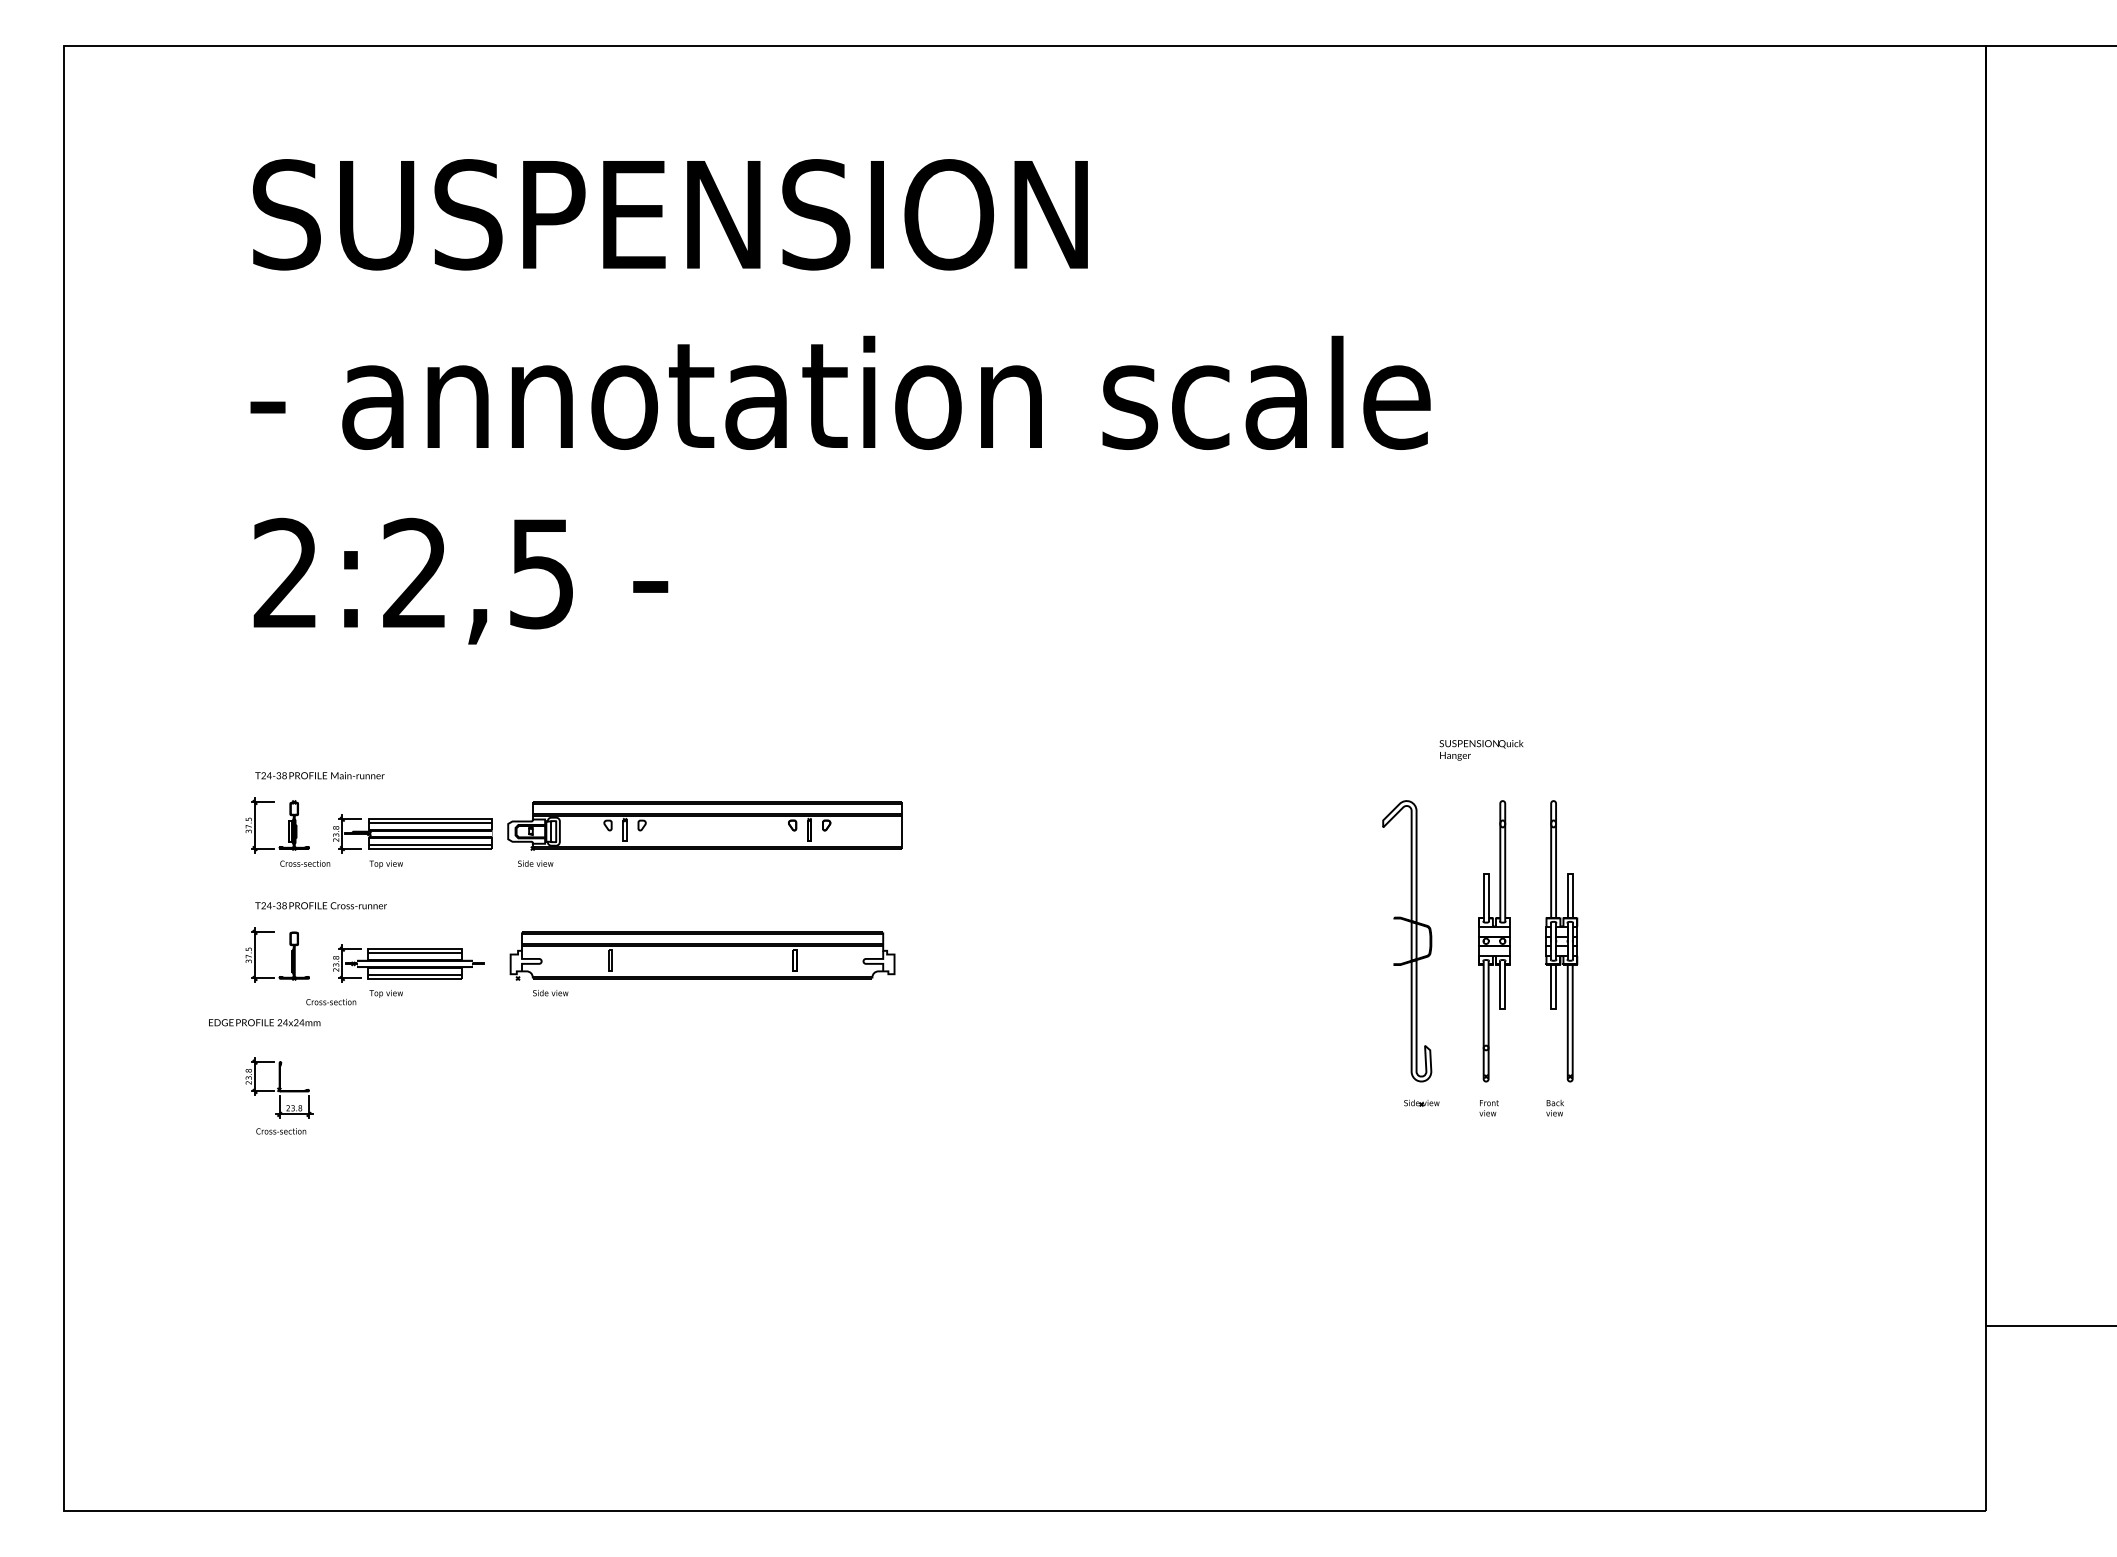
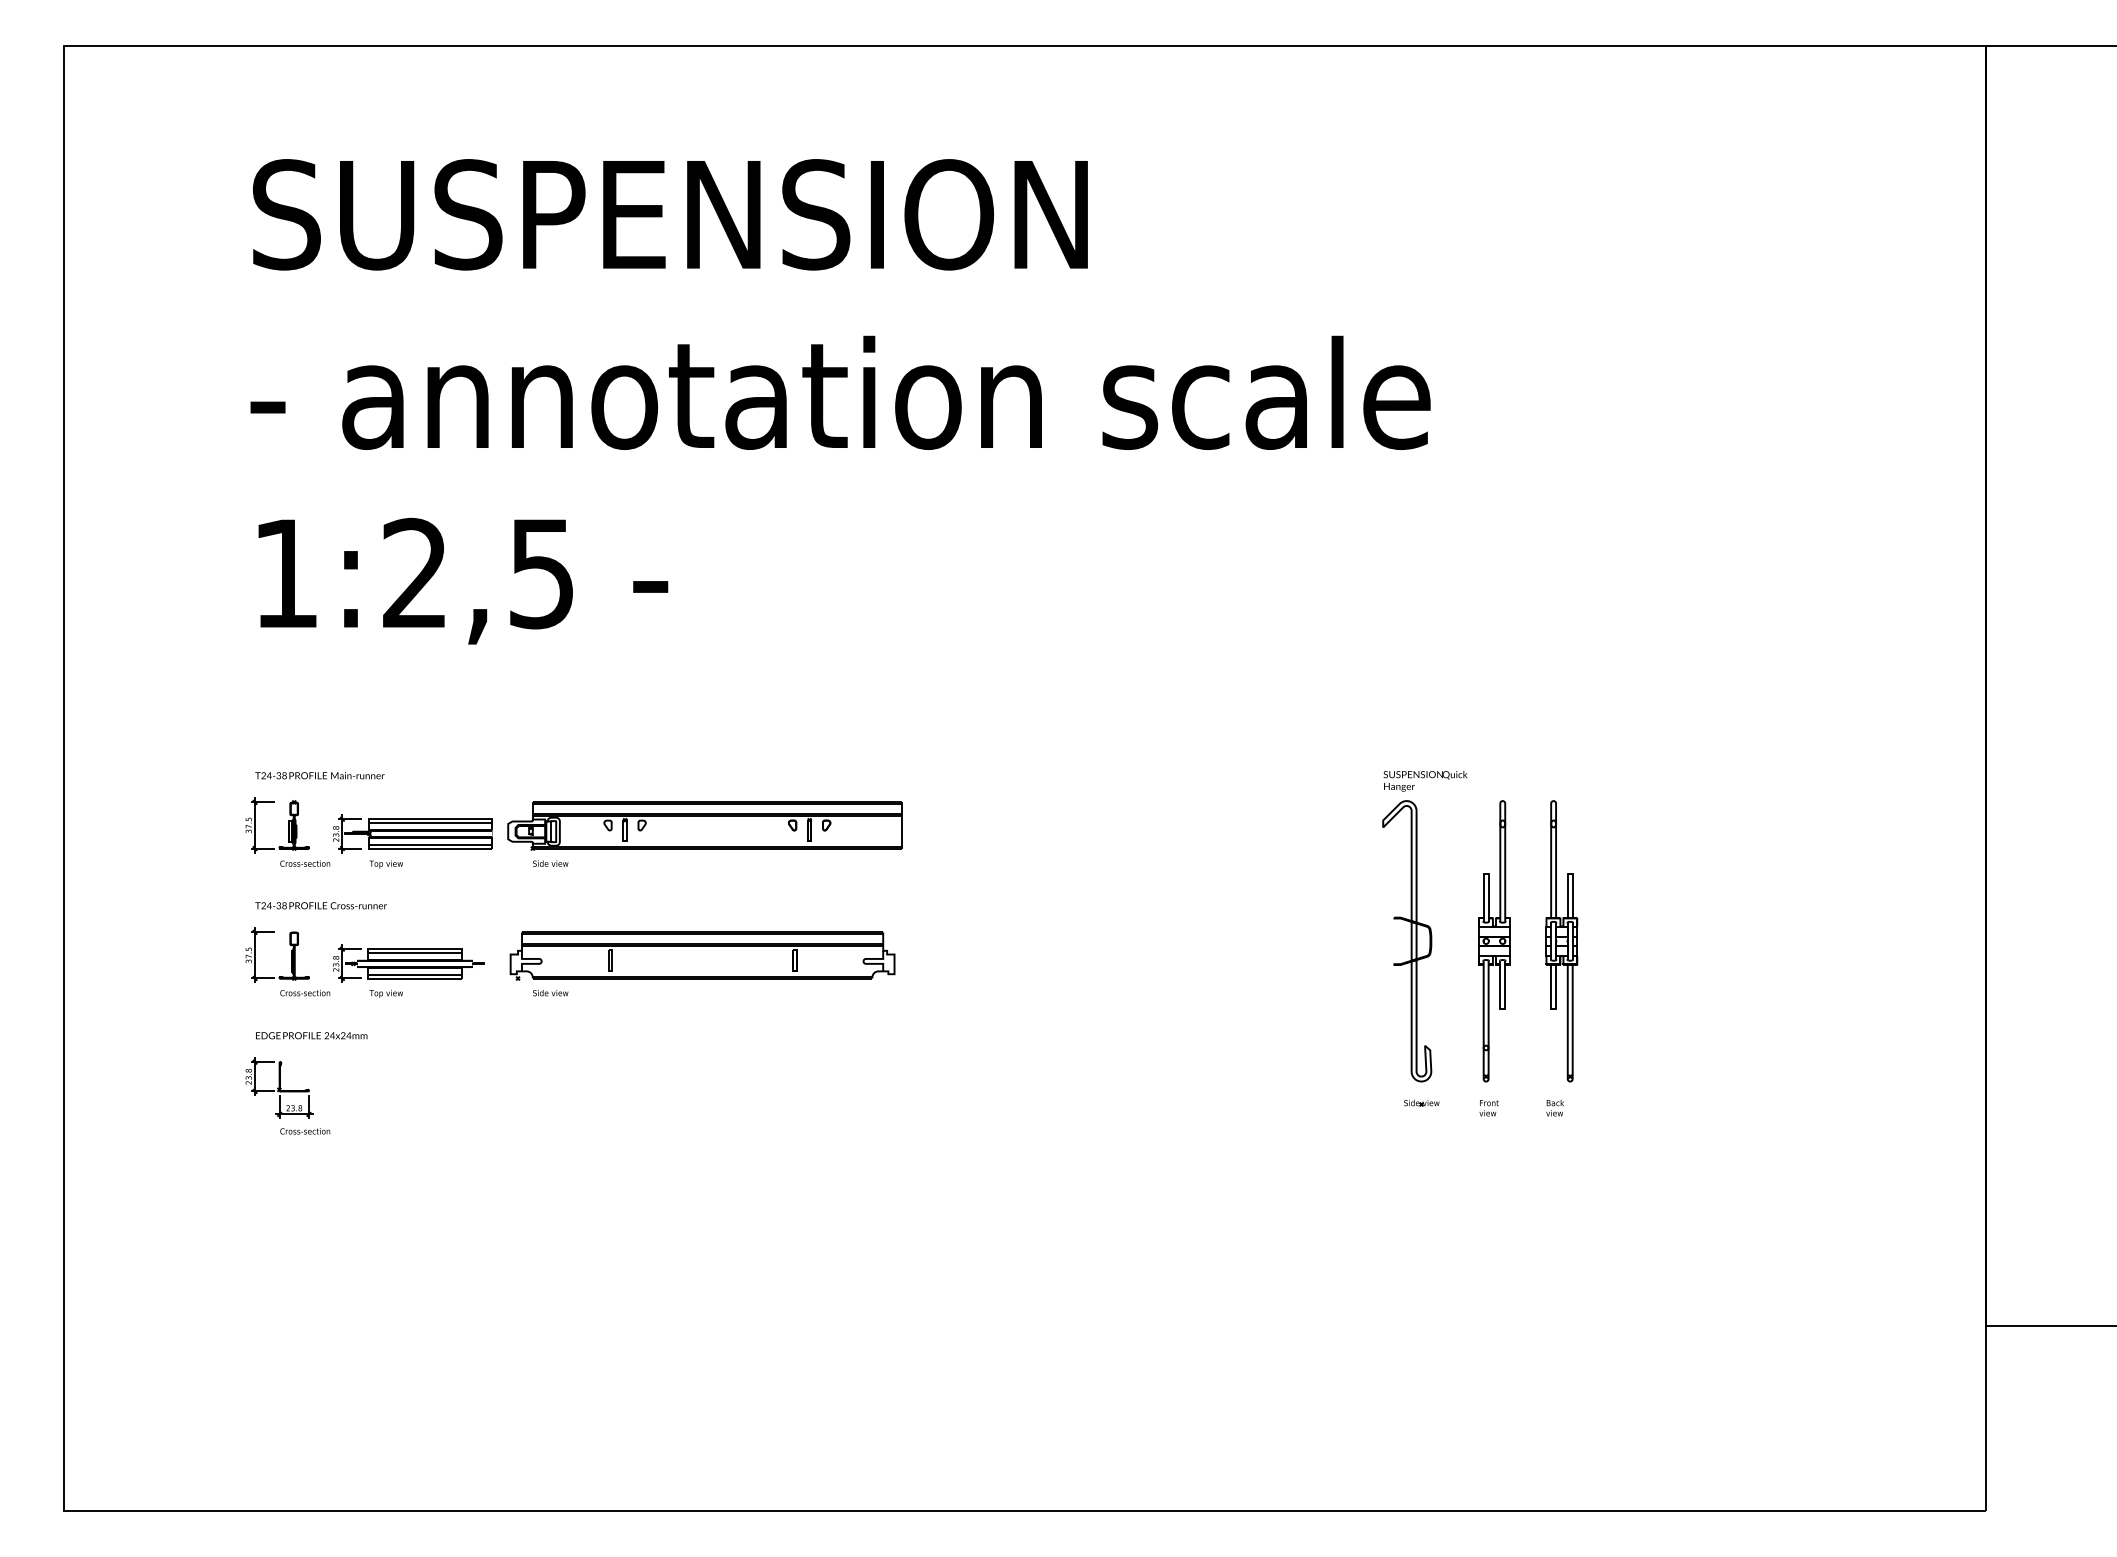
text: 2:2,5 -> 1:2,5 (284, 572)
text position: (1481, 750) -> (1425, 781) (1425, 781)
text position: (535, 863) -> (550, 863) (550, 863)
text position: (331, 1002) -> (305, 993) (305, 993)
text position: (264, 1022) -> (311, 1035) (311, 1035)
text position: (281, 1131) -> (305, 1131) (305, 1131)
